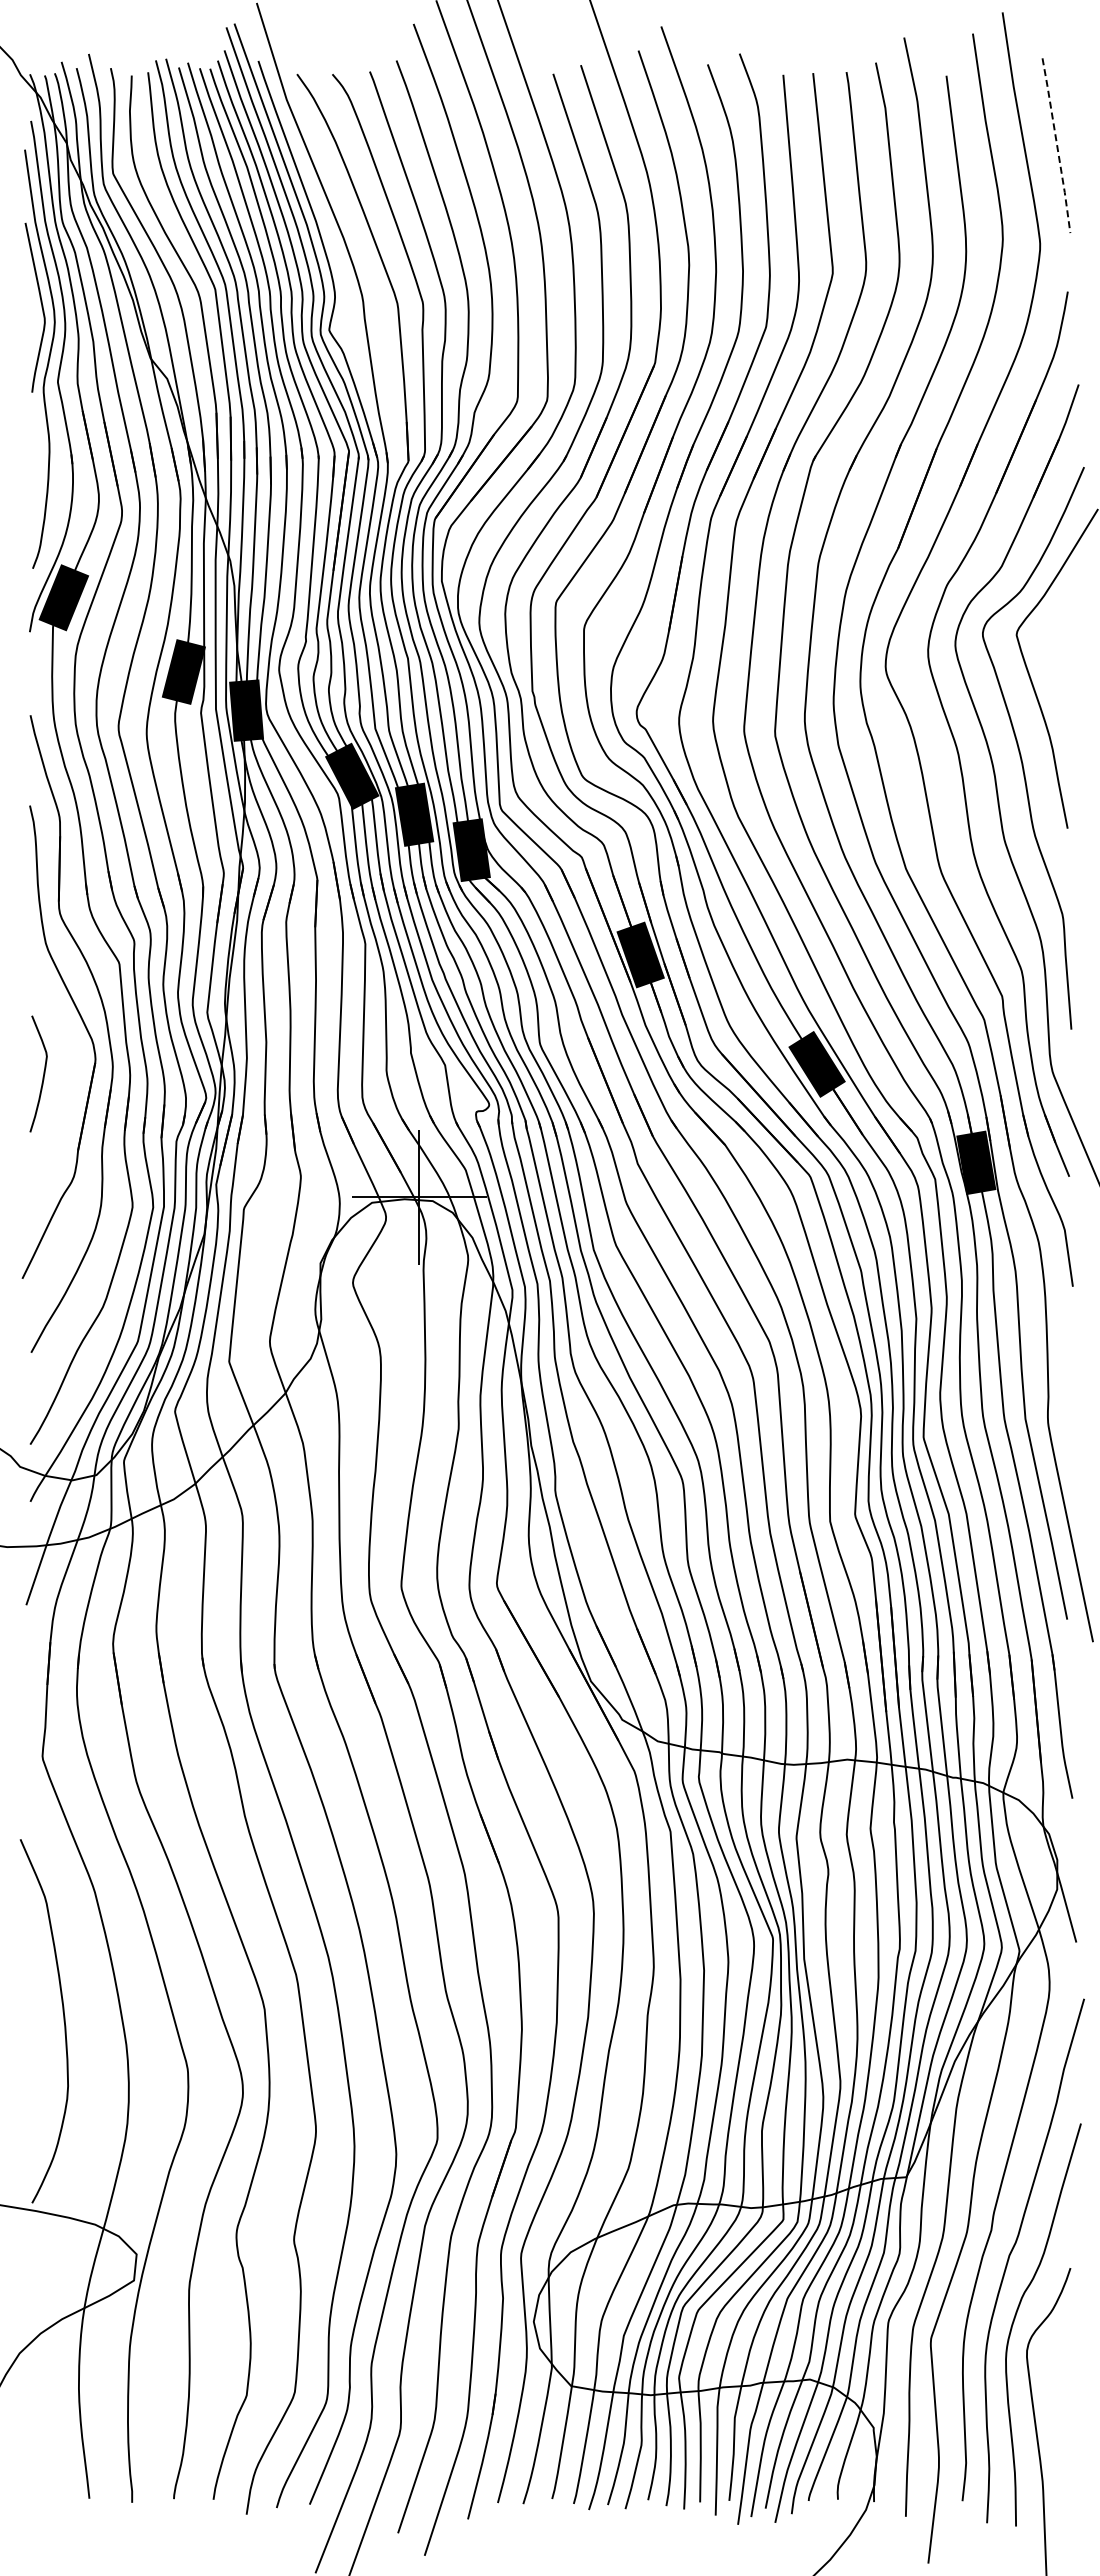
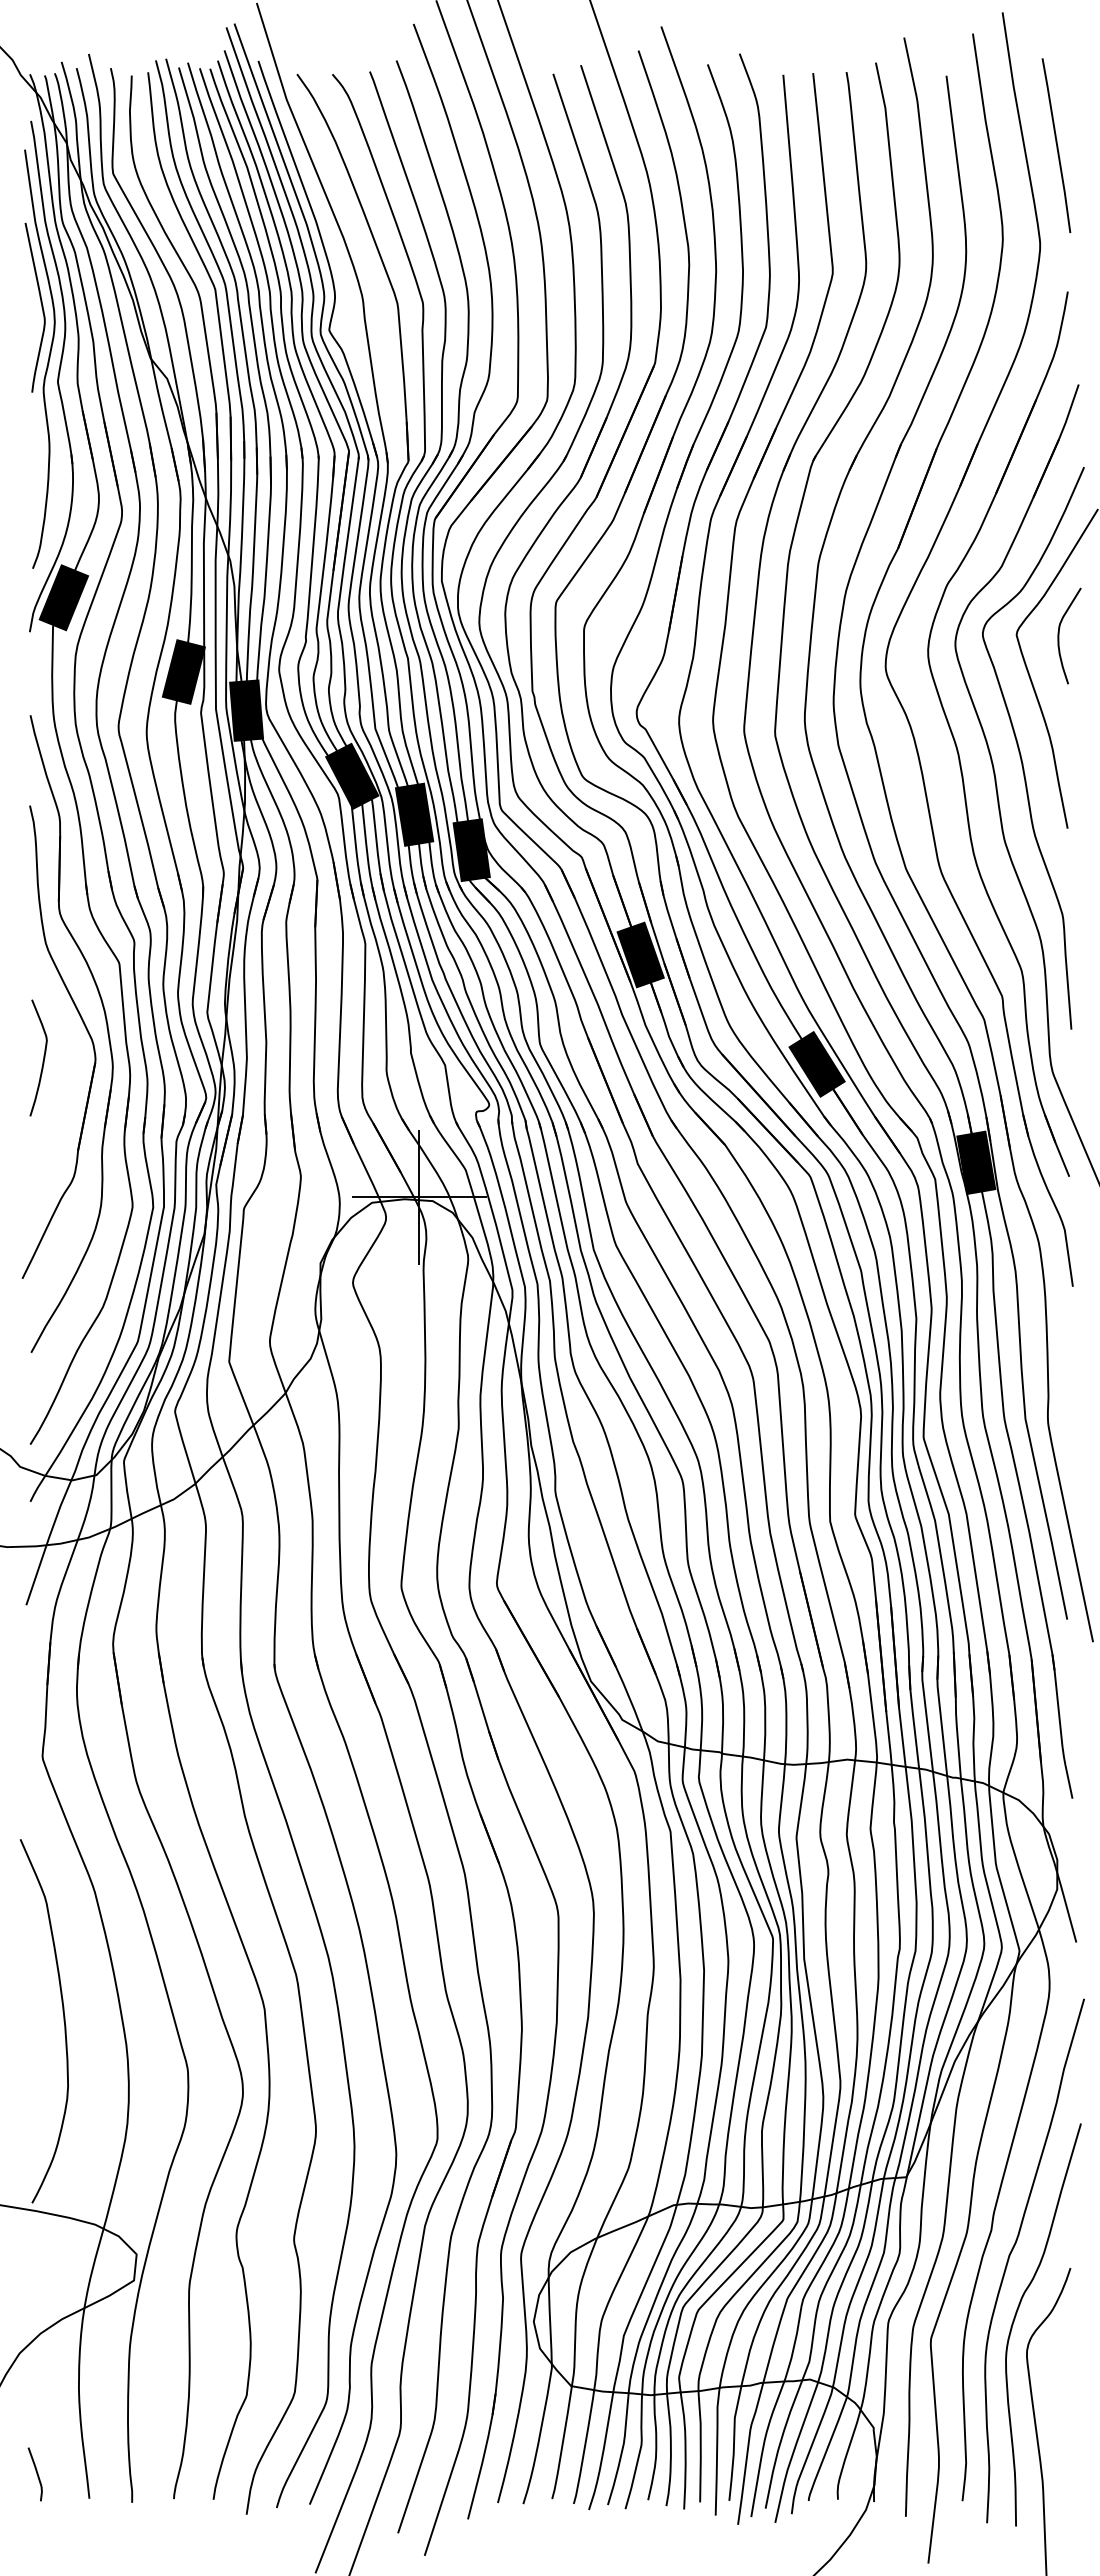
line: dashed -> solid (1057, 146)
curve: none -> present (1059, 635)
curve position: (43, 1073) -> (43, 1057) (43, 1057)
curve: none -> present (36, 2474)
